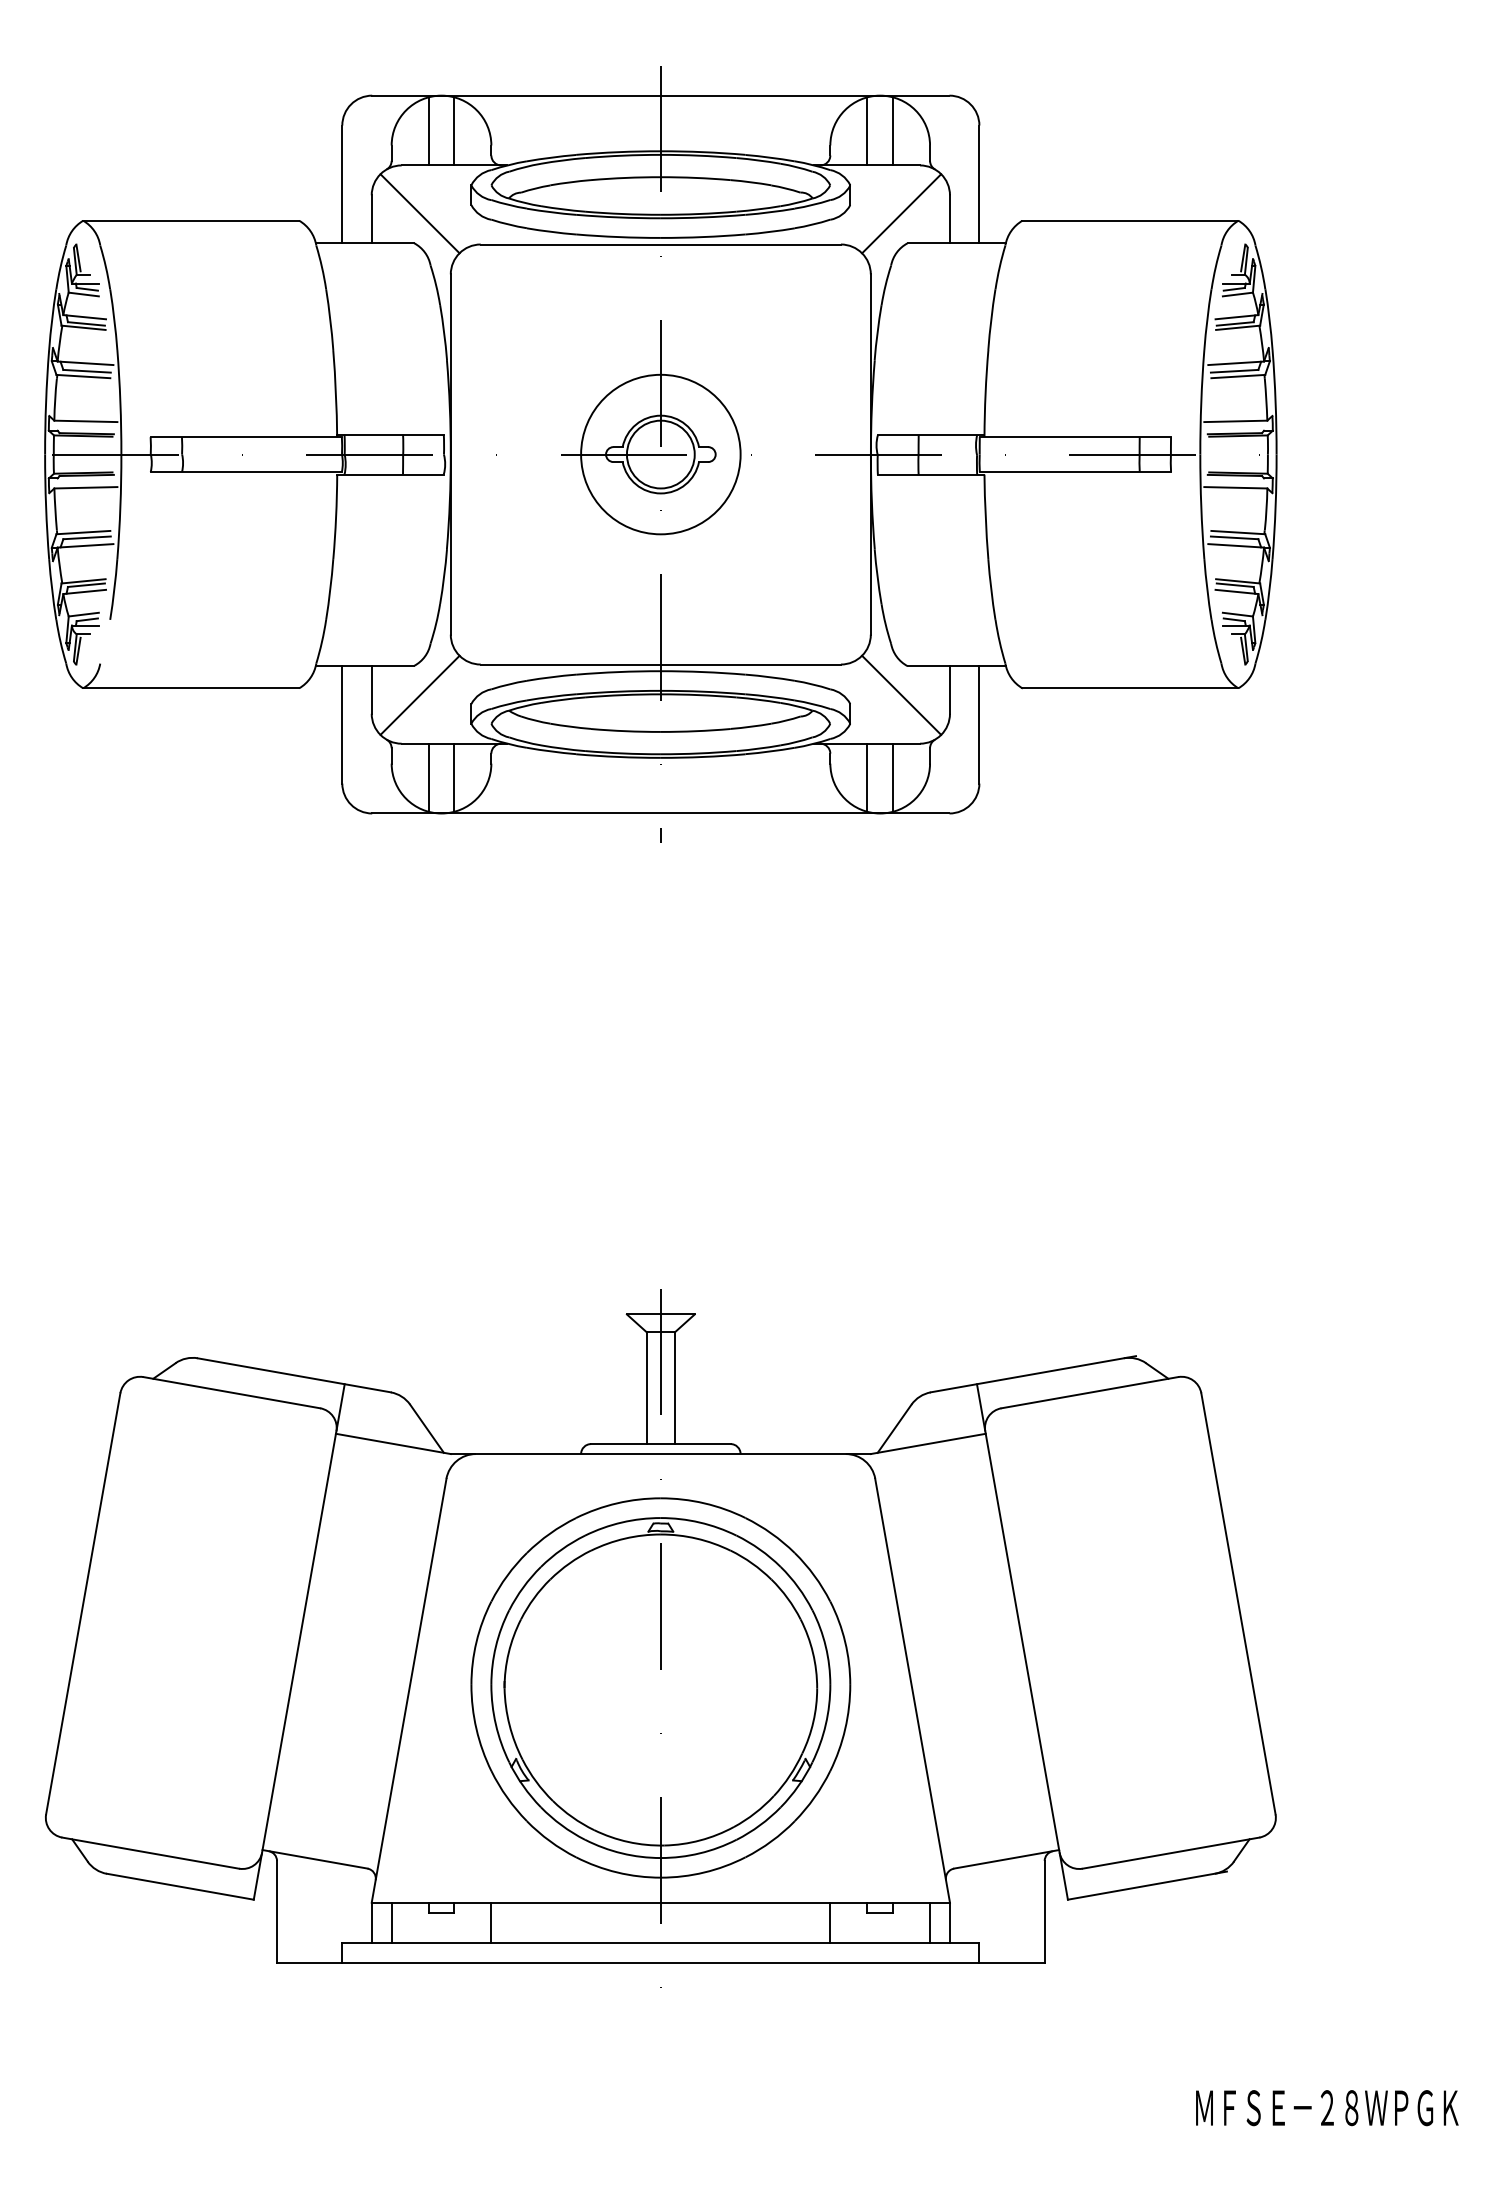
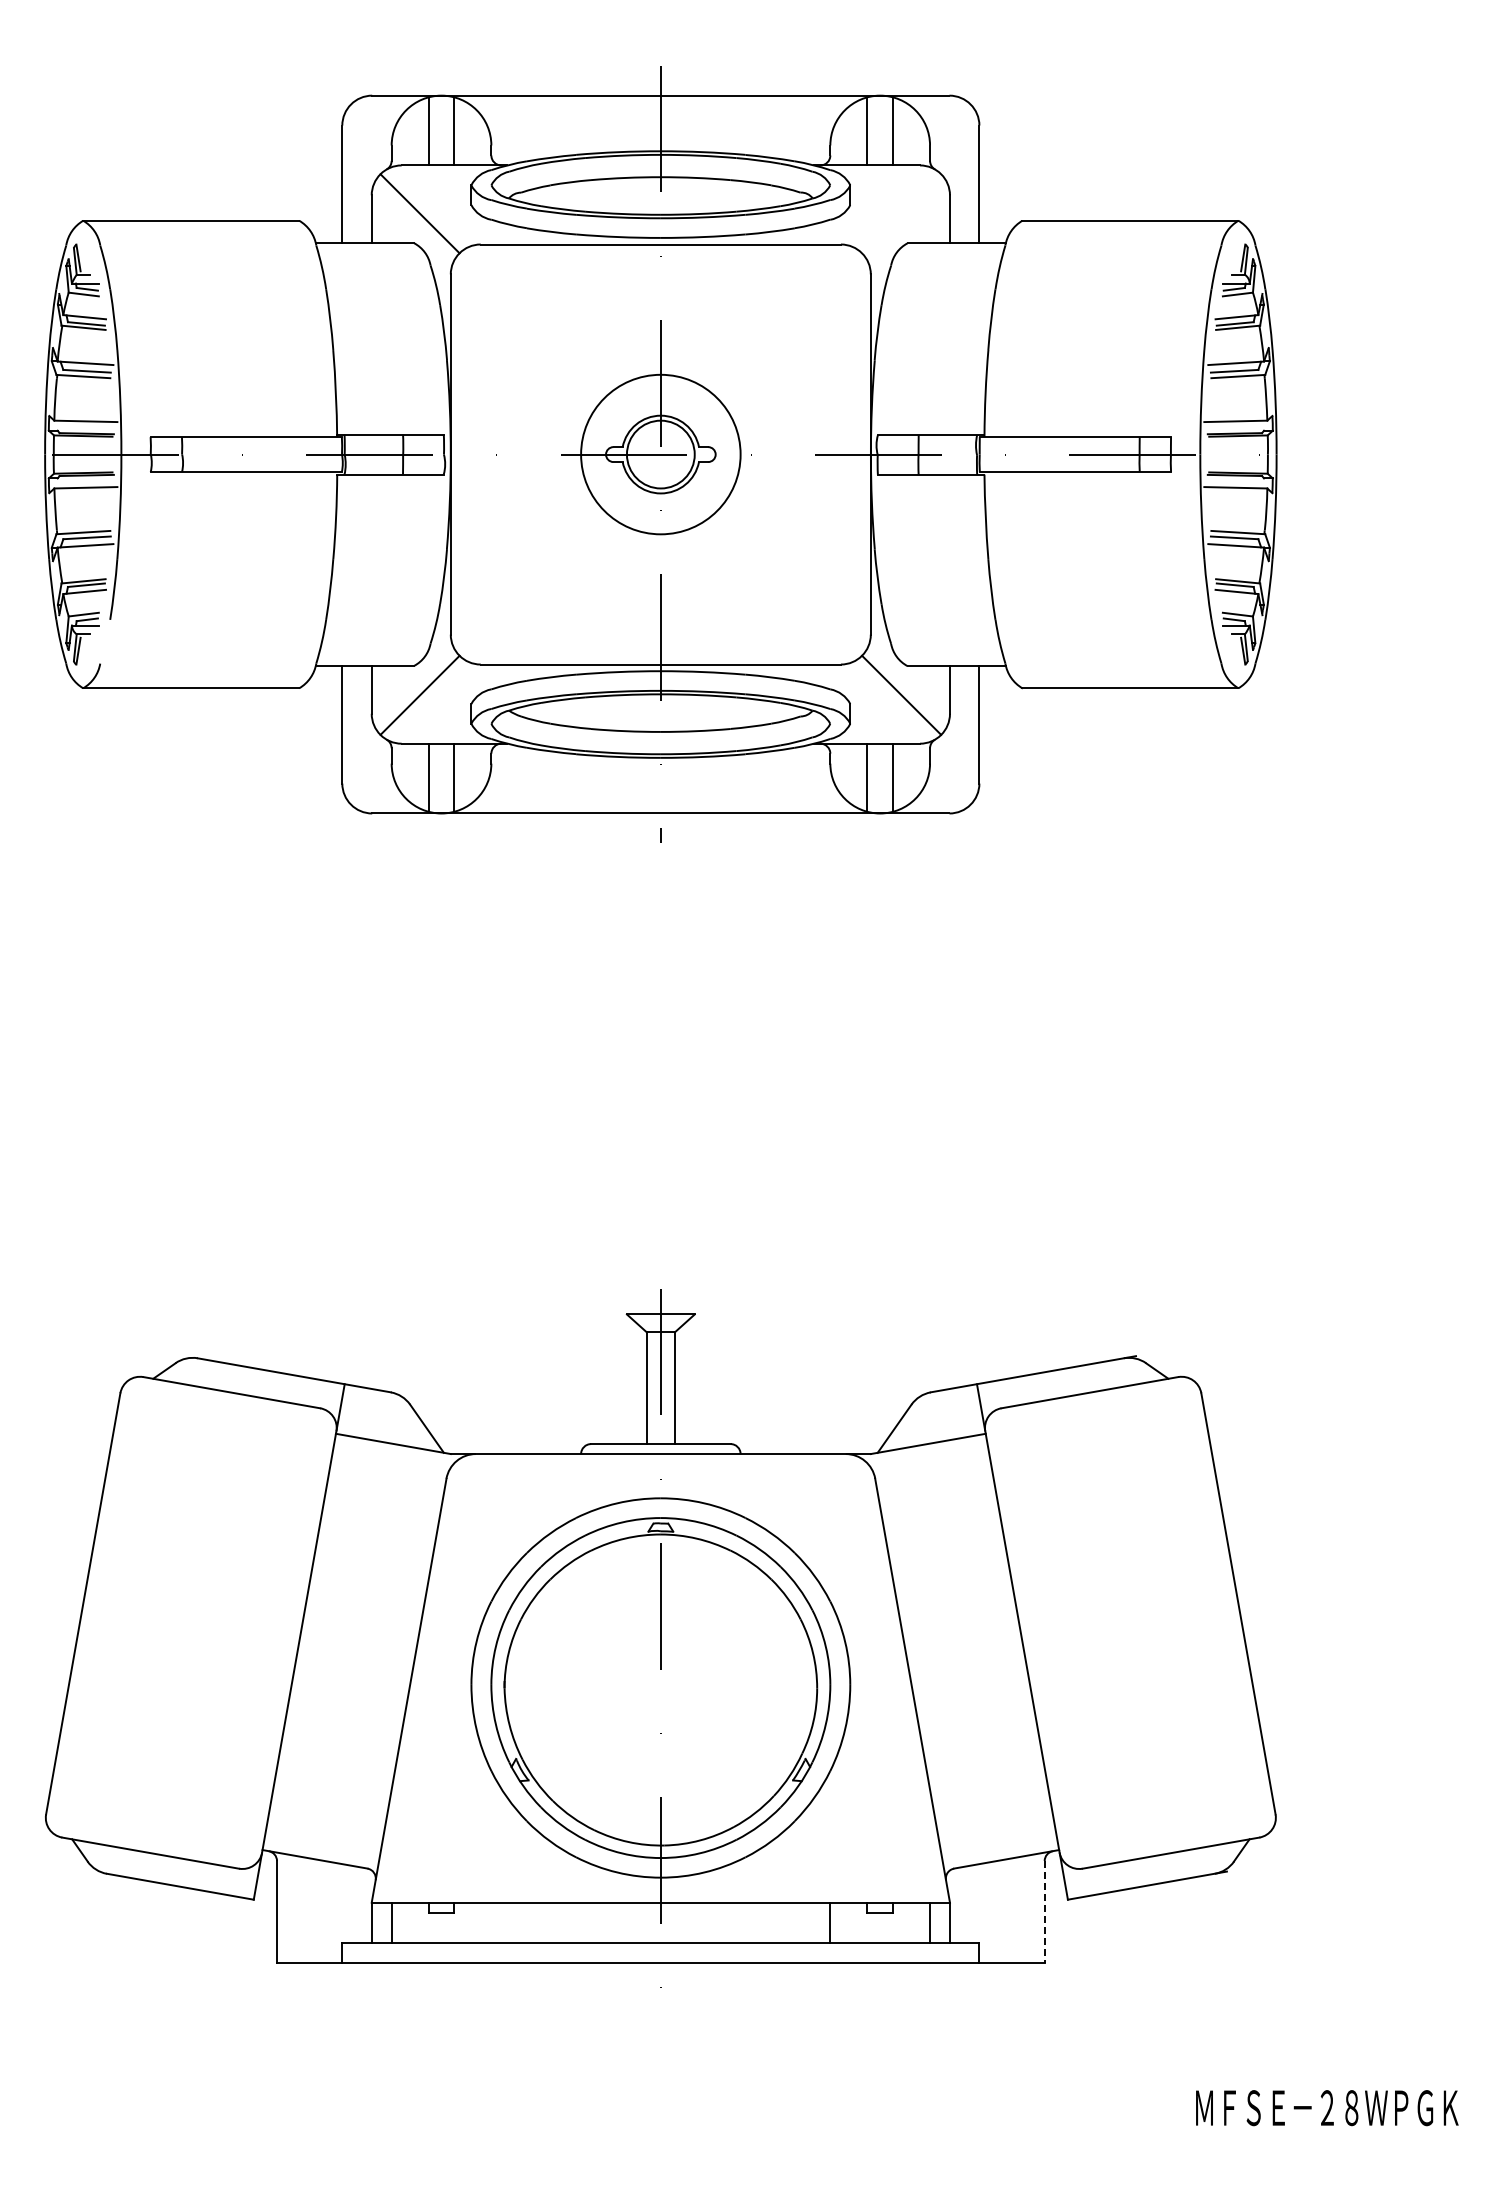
line: present -> none (901, 213)
line: solid -> dashed (1044, 1911)
line: present -> none (491, 1922)
